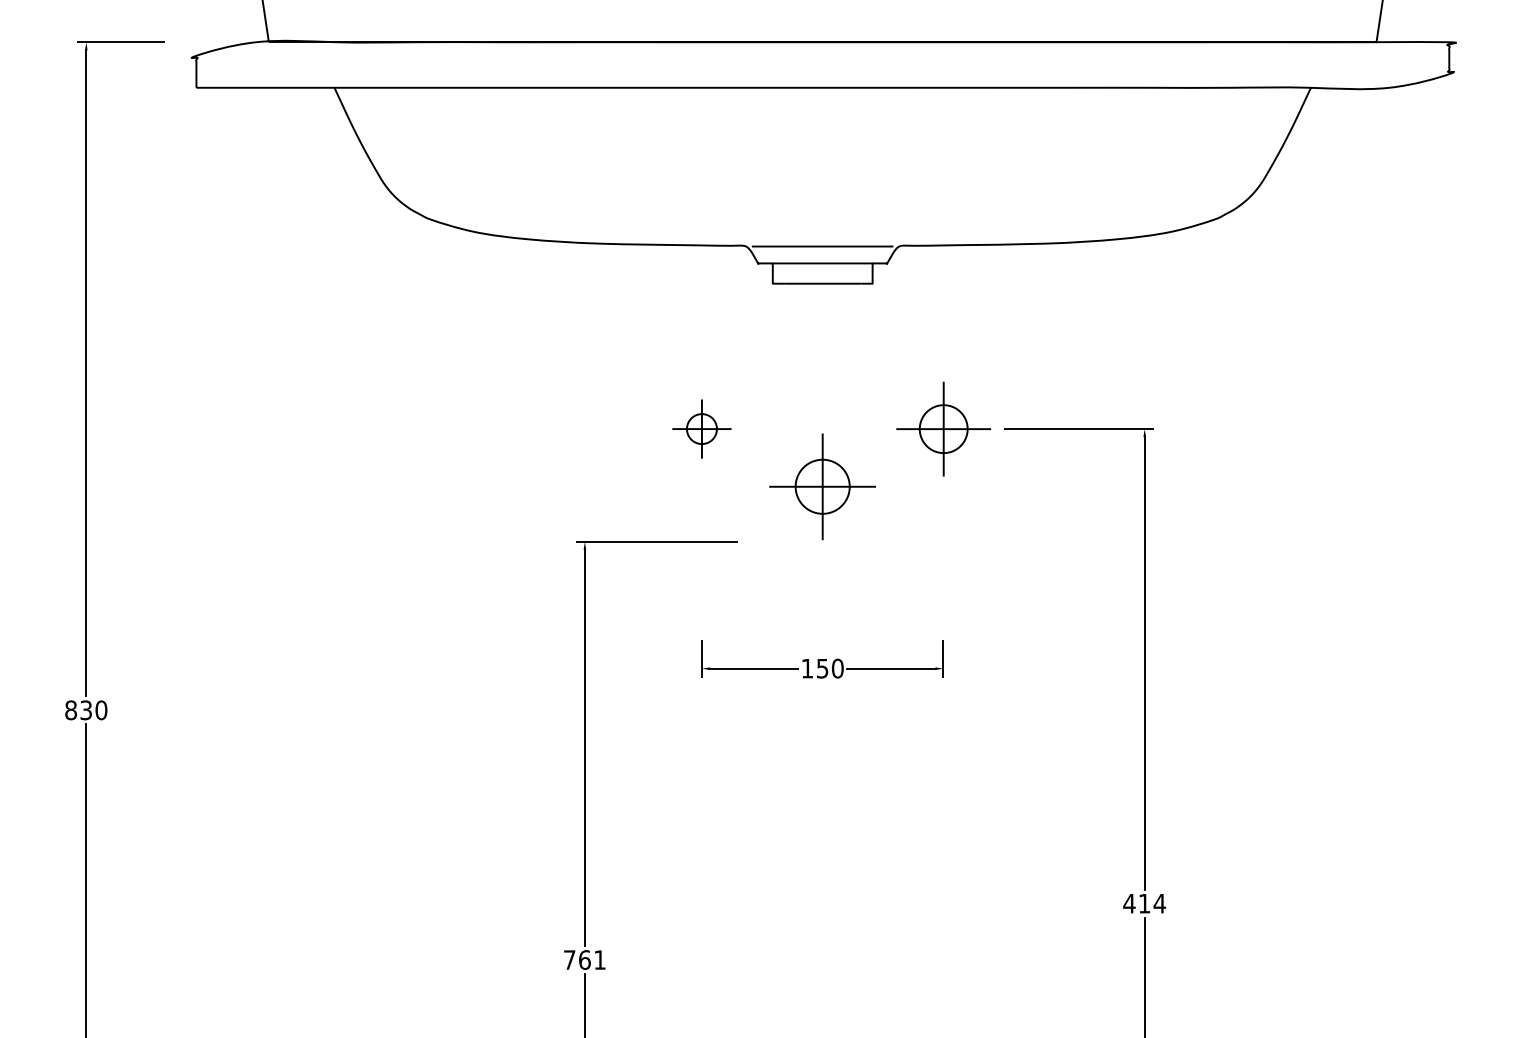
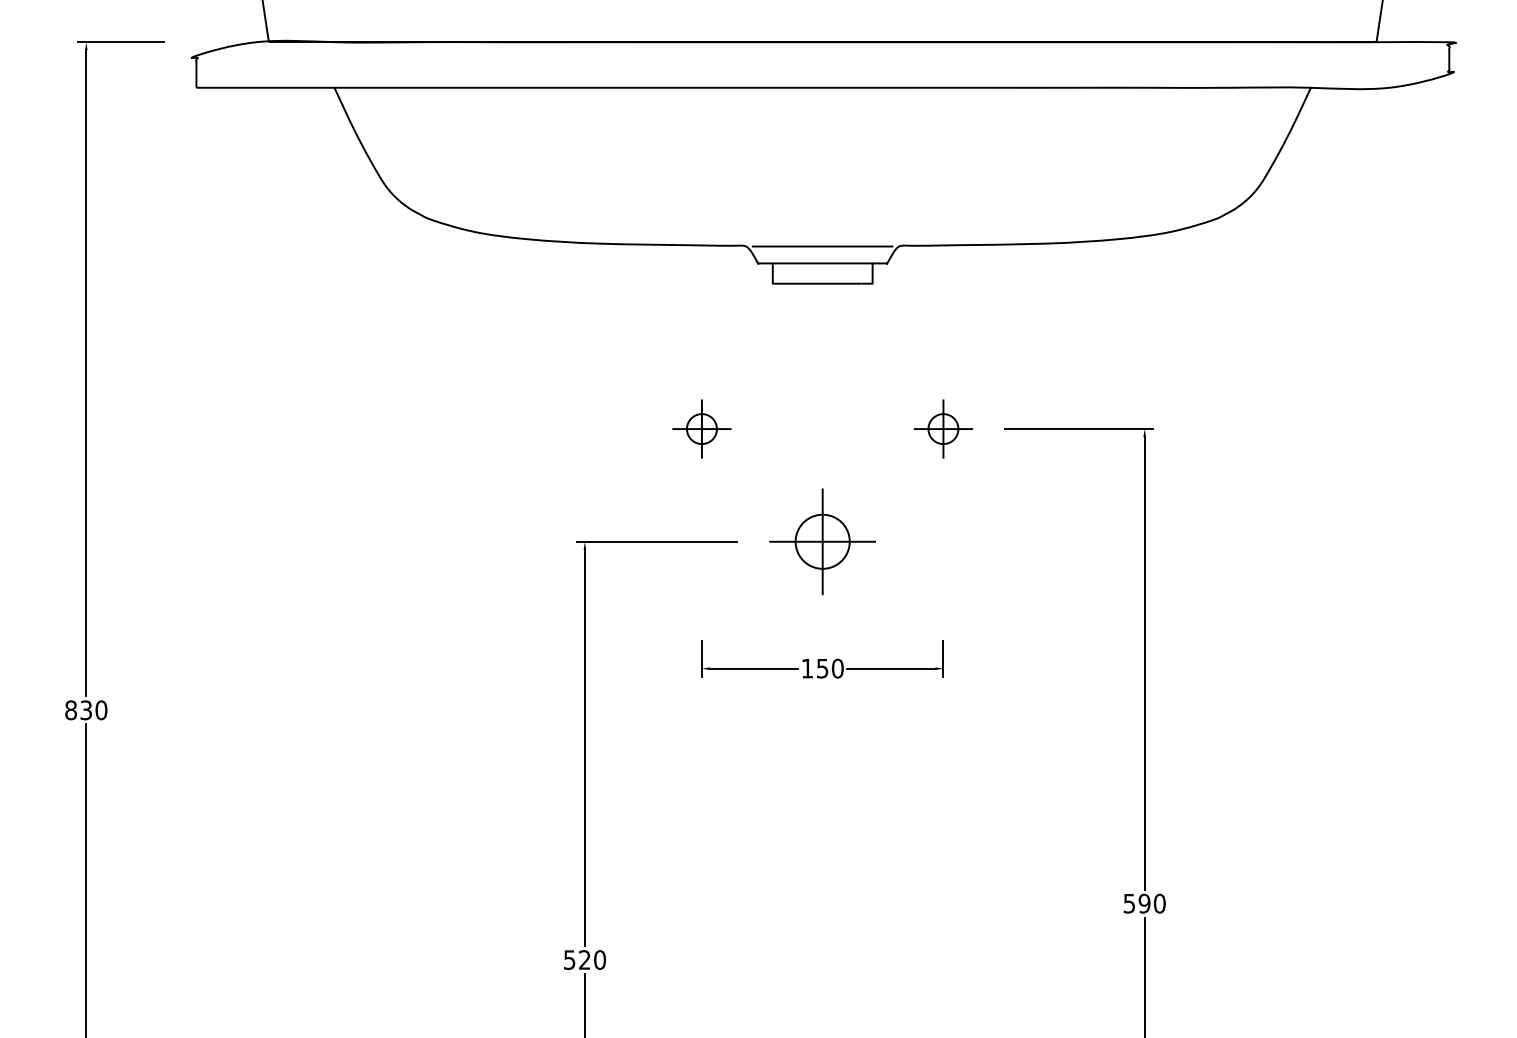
part size: 96x96 px -> 60x60 px (942, 428)
part position: (822, 486) -> (822, 541) (822, 541)
text: 414 -> 590 (1144, 903)
text: 761 -> 520 (584, 959)
